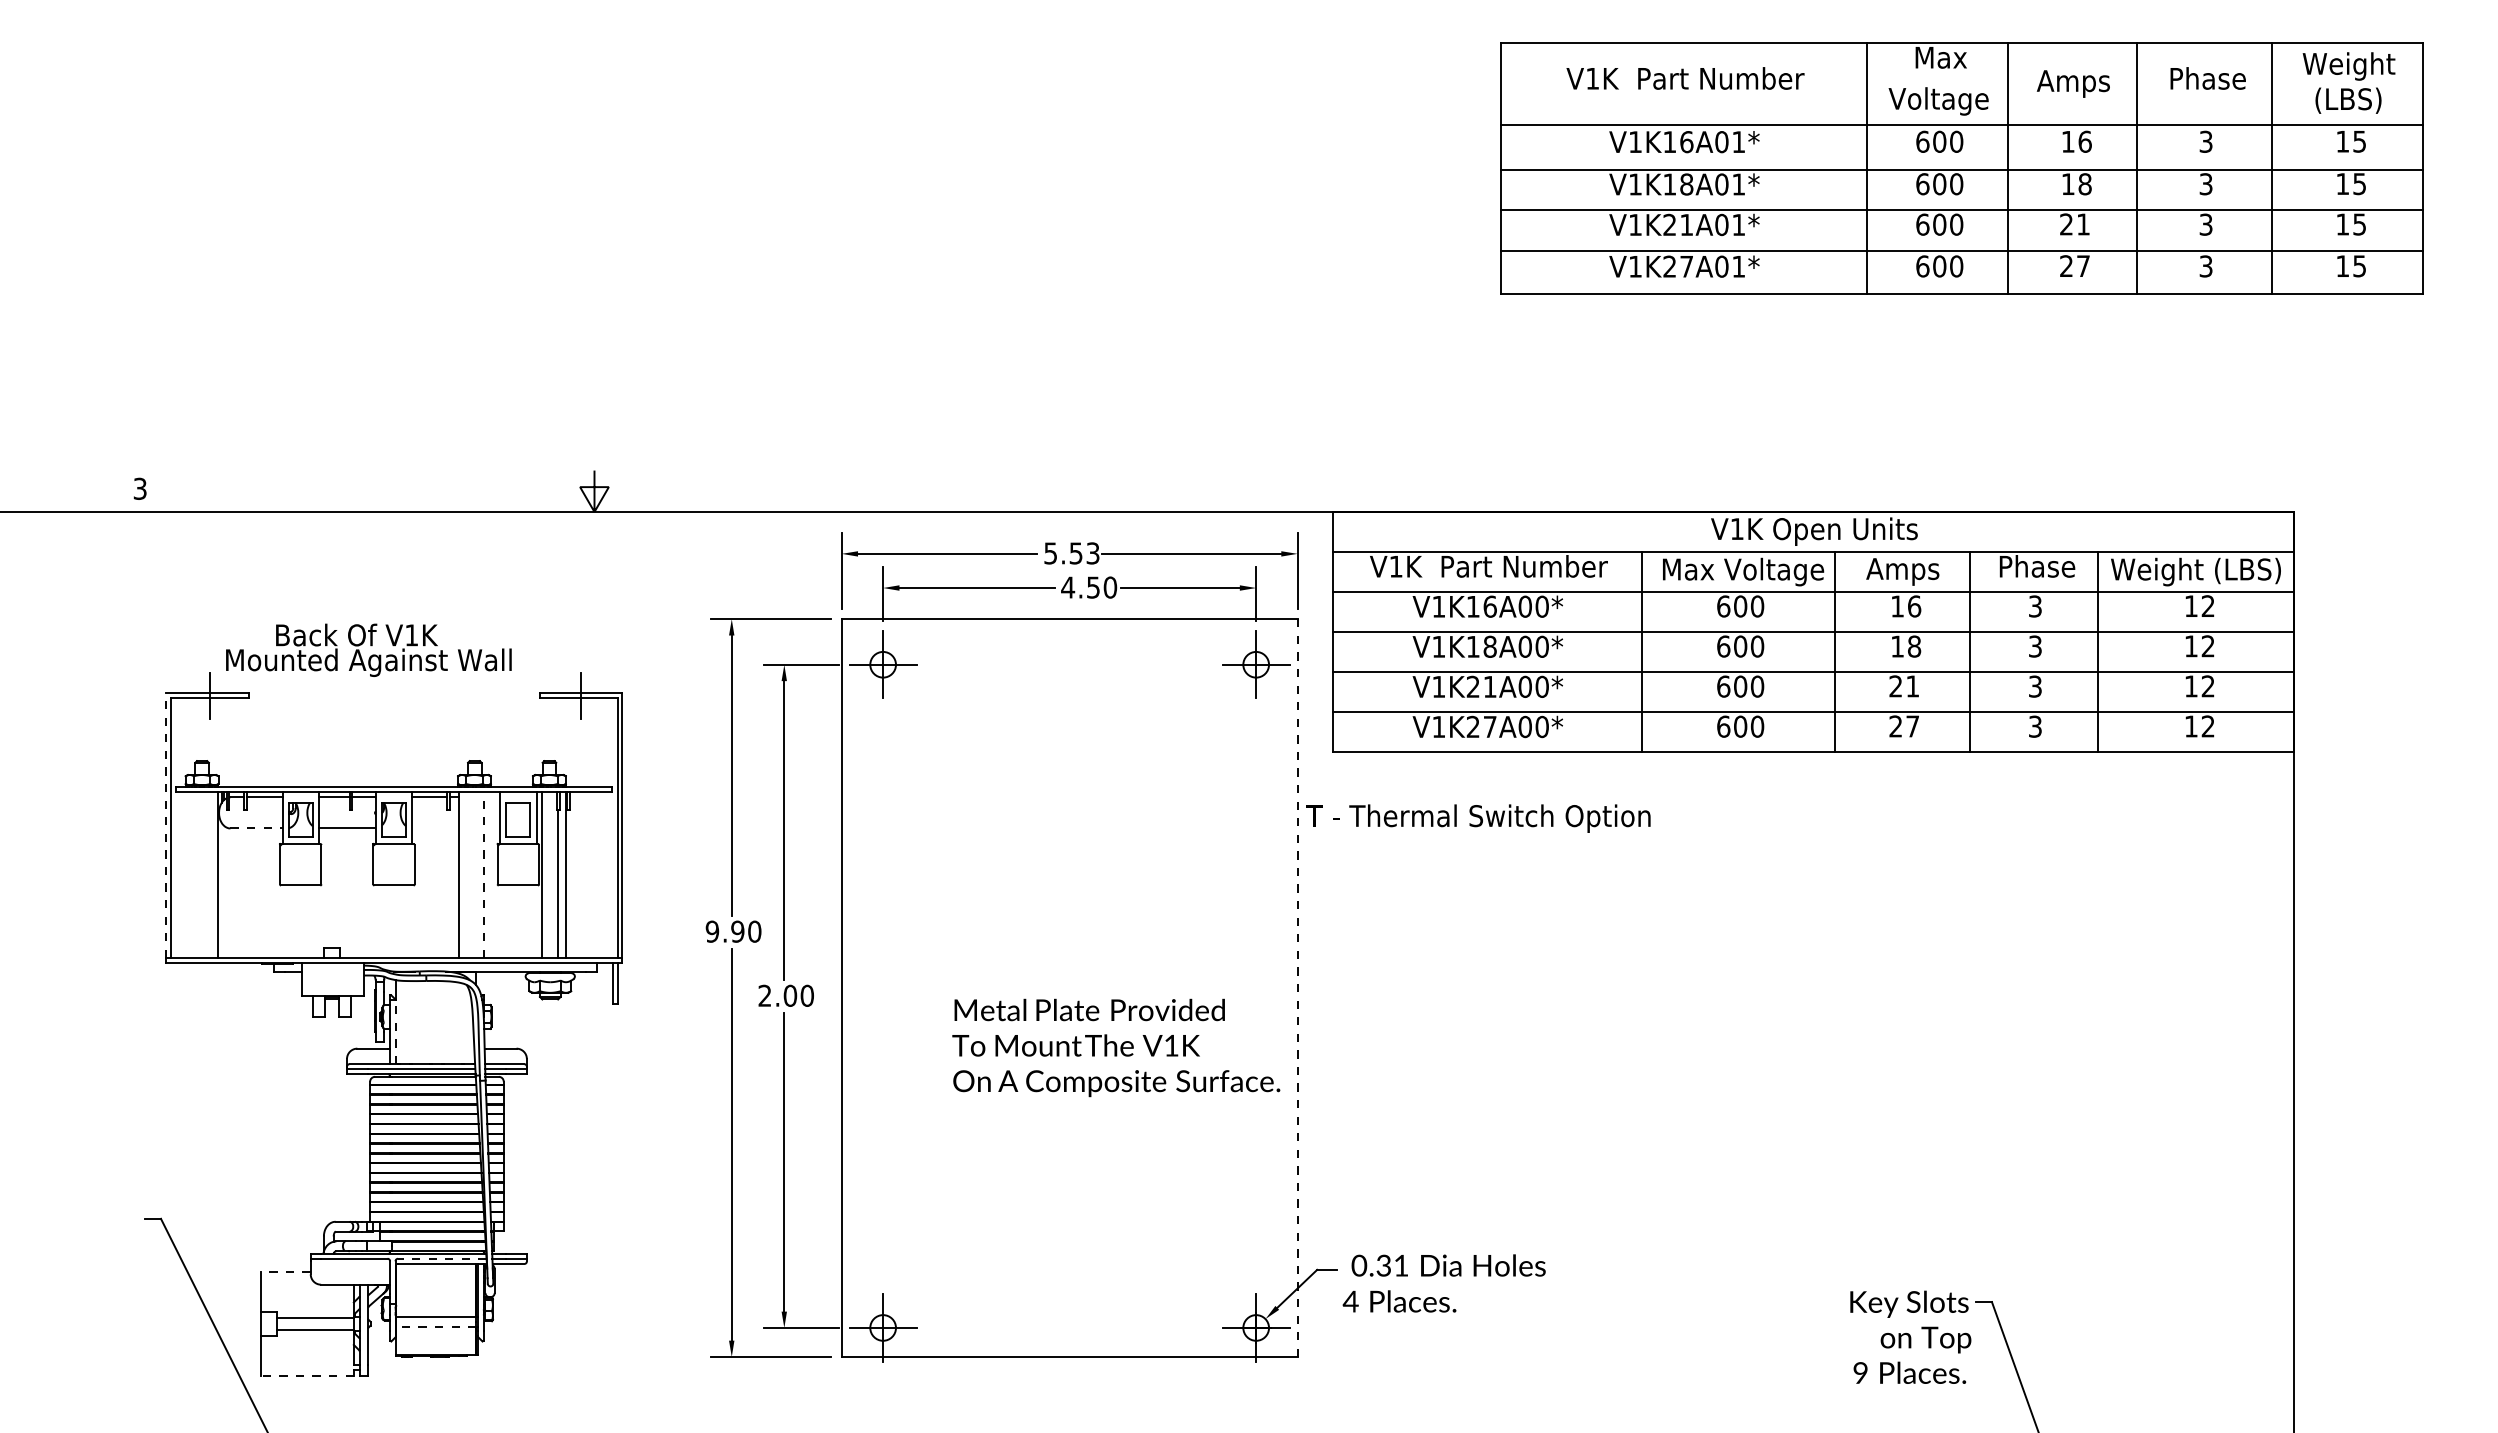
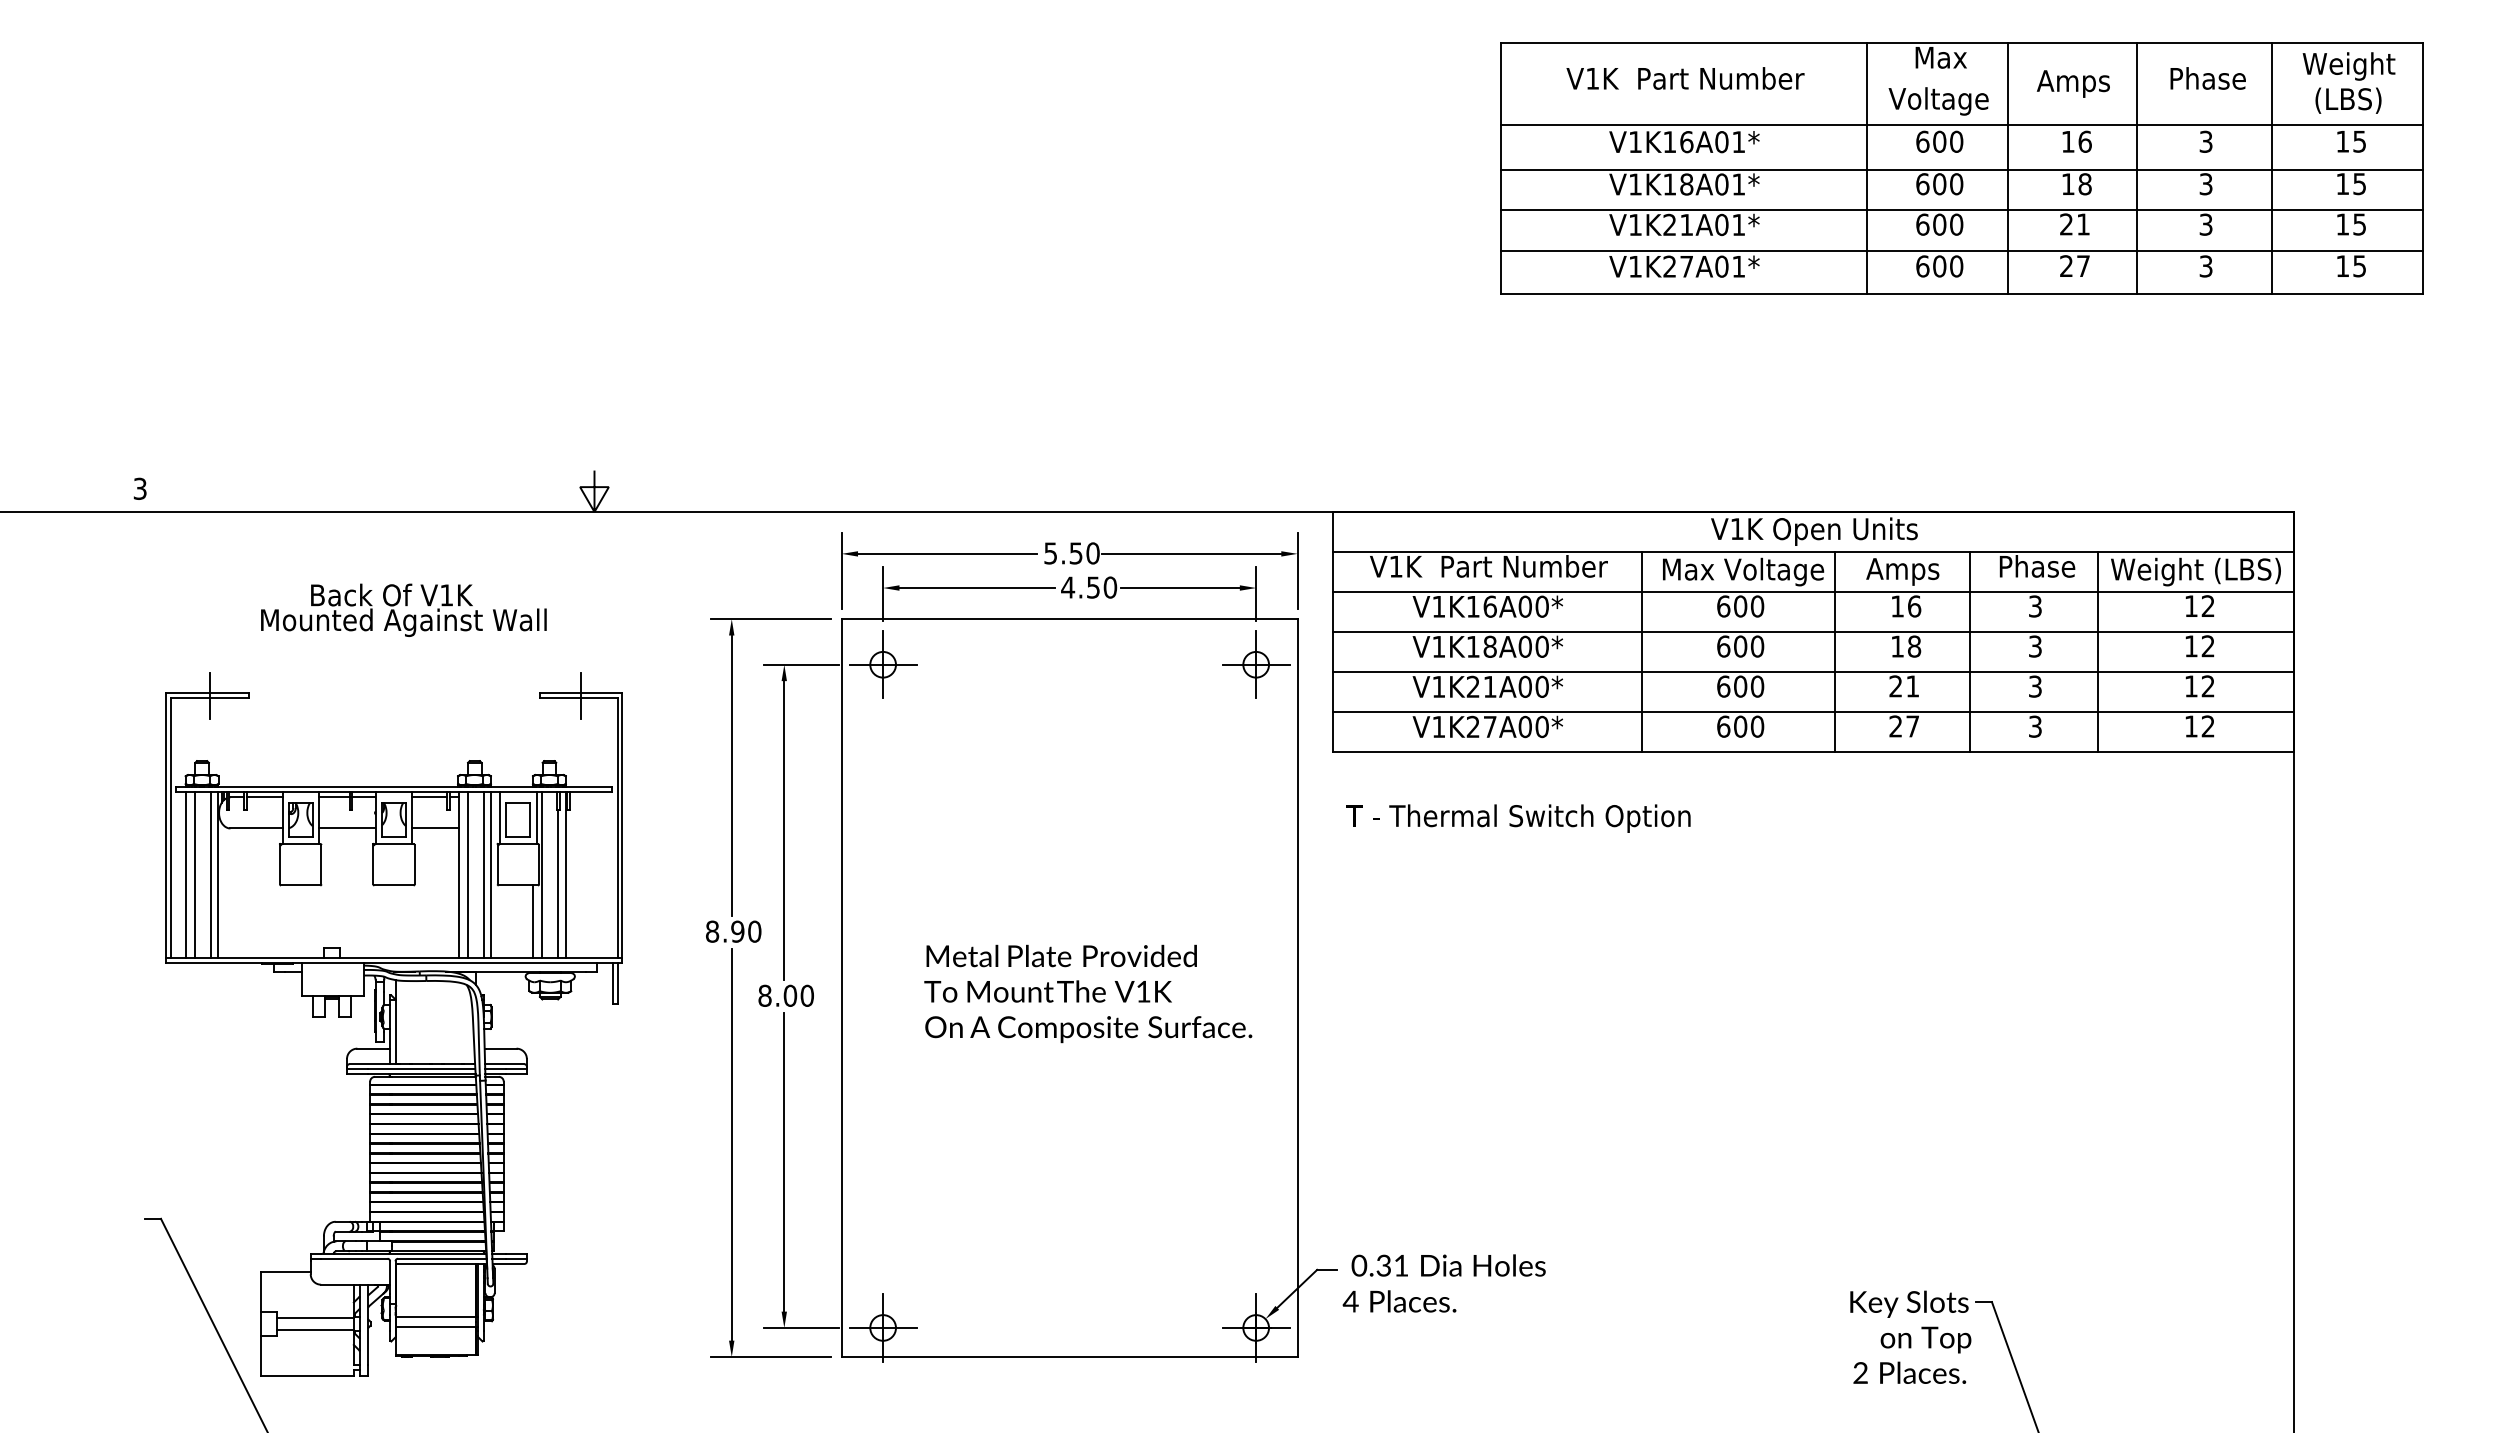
text: 5.53 -> 5.50 (1092, 553)
text position: (368, 649) -> (403, 609) (403, 609)
text position: (1478, 818) -> (1518, 818) (1518, 818)
line: dashed -> solid (166, 825)
line: dashed -> solid (257, 828)
line: none -> present (435, 828)
line: none -> present (185, 875)
line: none -> present (194, 875)
line: none -> present (210, 875)
line: none -> present (467, 875)
line: dashed -> solid (483, 875)
line: none -> present (490, 875)
line: none -> present (533, 921)
text: 9.90 -> 8.90 (712, 931)
line: dashed -> solid (1297, 988)
text: 2.00 -> 8.00 (764, 995)
line: dashed -> solid (395, 1032)
text position: (1116, 1047) -> (1088, 993) (1088, 993)
line: dashed -> solid (441, 1258)
line: dashed -> solid (285, 1271)
line: dashed -> solid (435, 1326)
text: 9 -> 2 (1860, 1373)
line: dashed -> solid (306, 1375)
